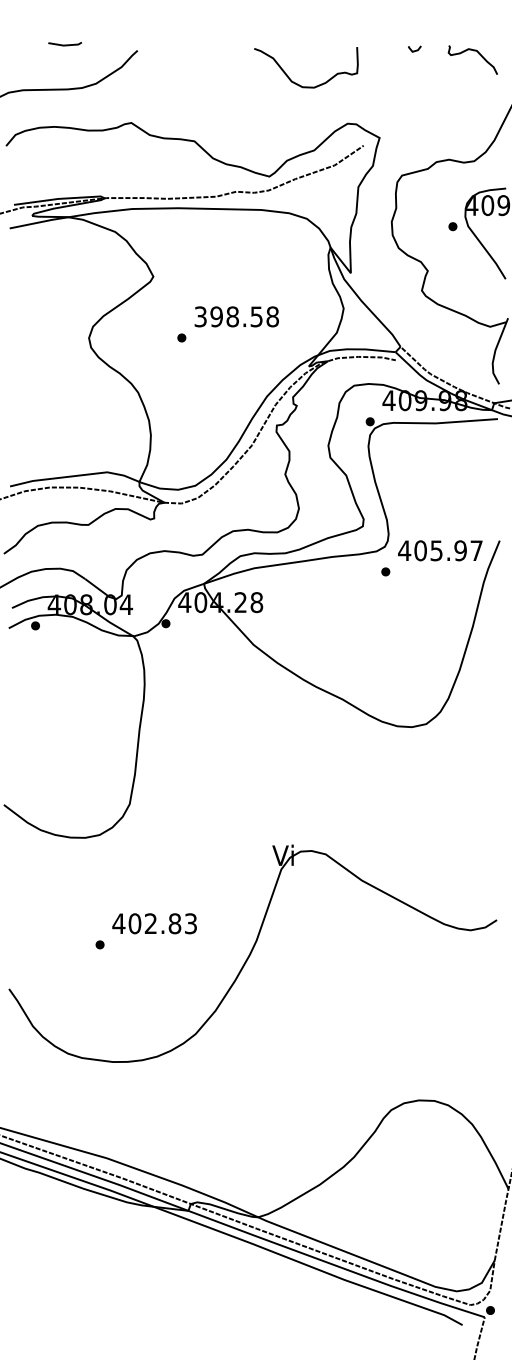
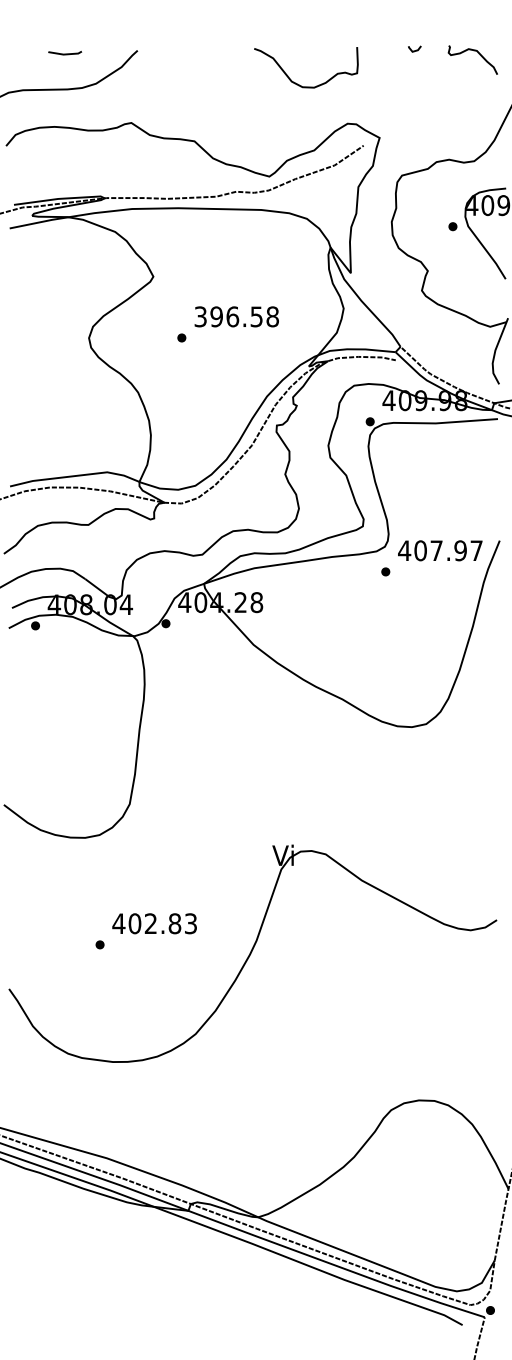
line position: (65, 44) -> (65, 53) (65, 53)
text: 398.58 -> 396.58 (232, 316)
text: 405.97 -> 407.97 (436, 550)
